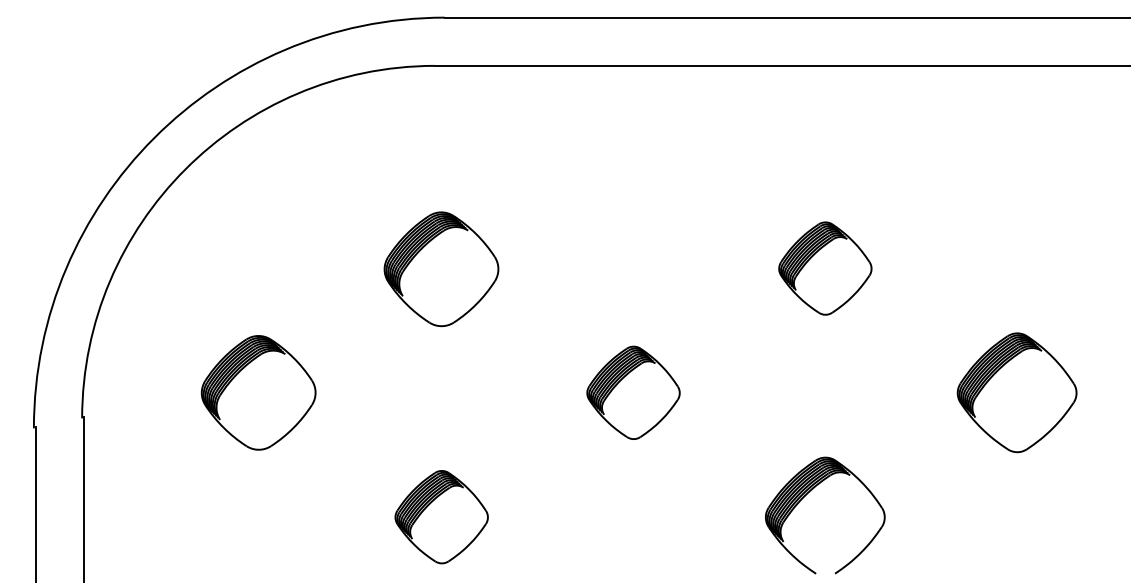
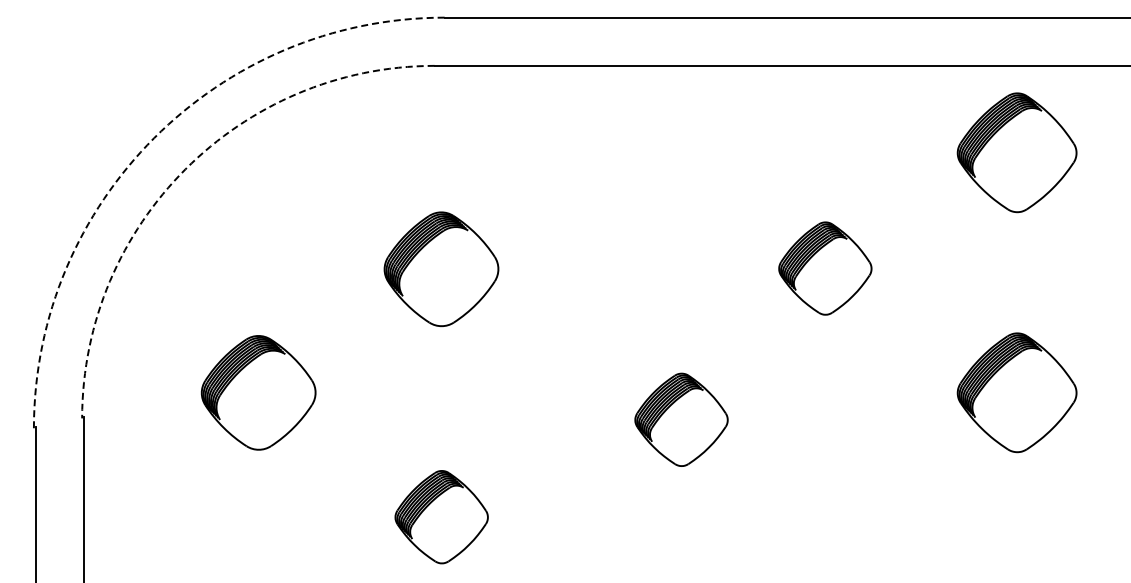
arc: solid -> dashed (154, 138)
part: none -> present (1016, 152)
arc: solid -> dashed (185, 169)
part position: (633, 392) -> (681, 419) (681, 419)
part: present -> none (806, 495)
